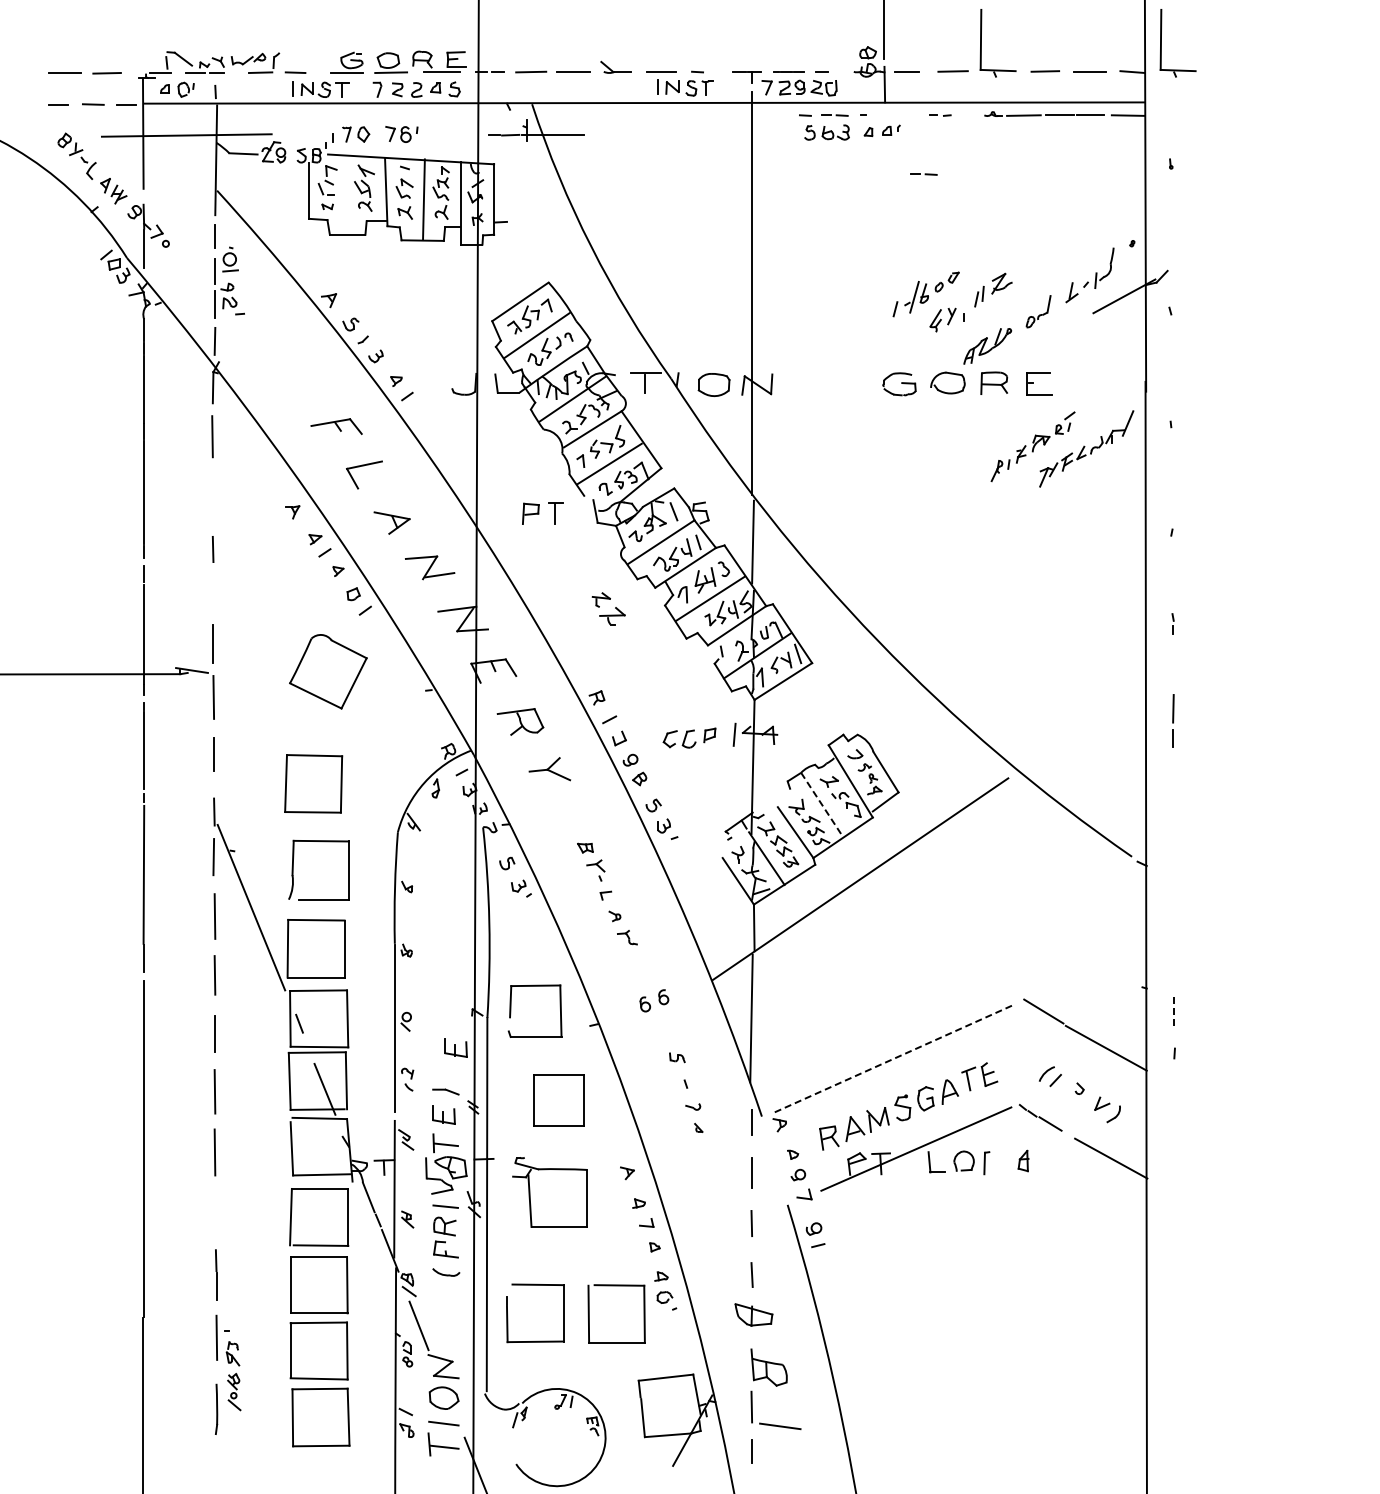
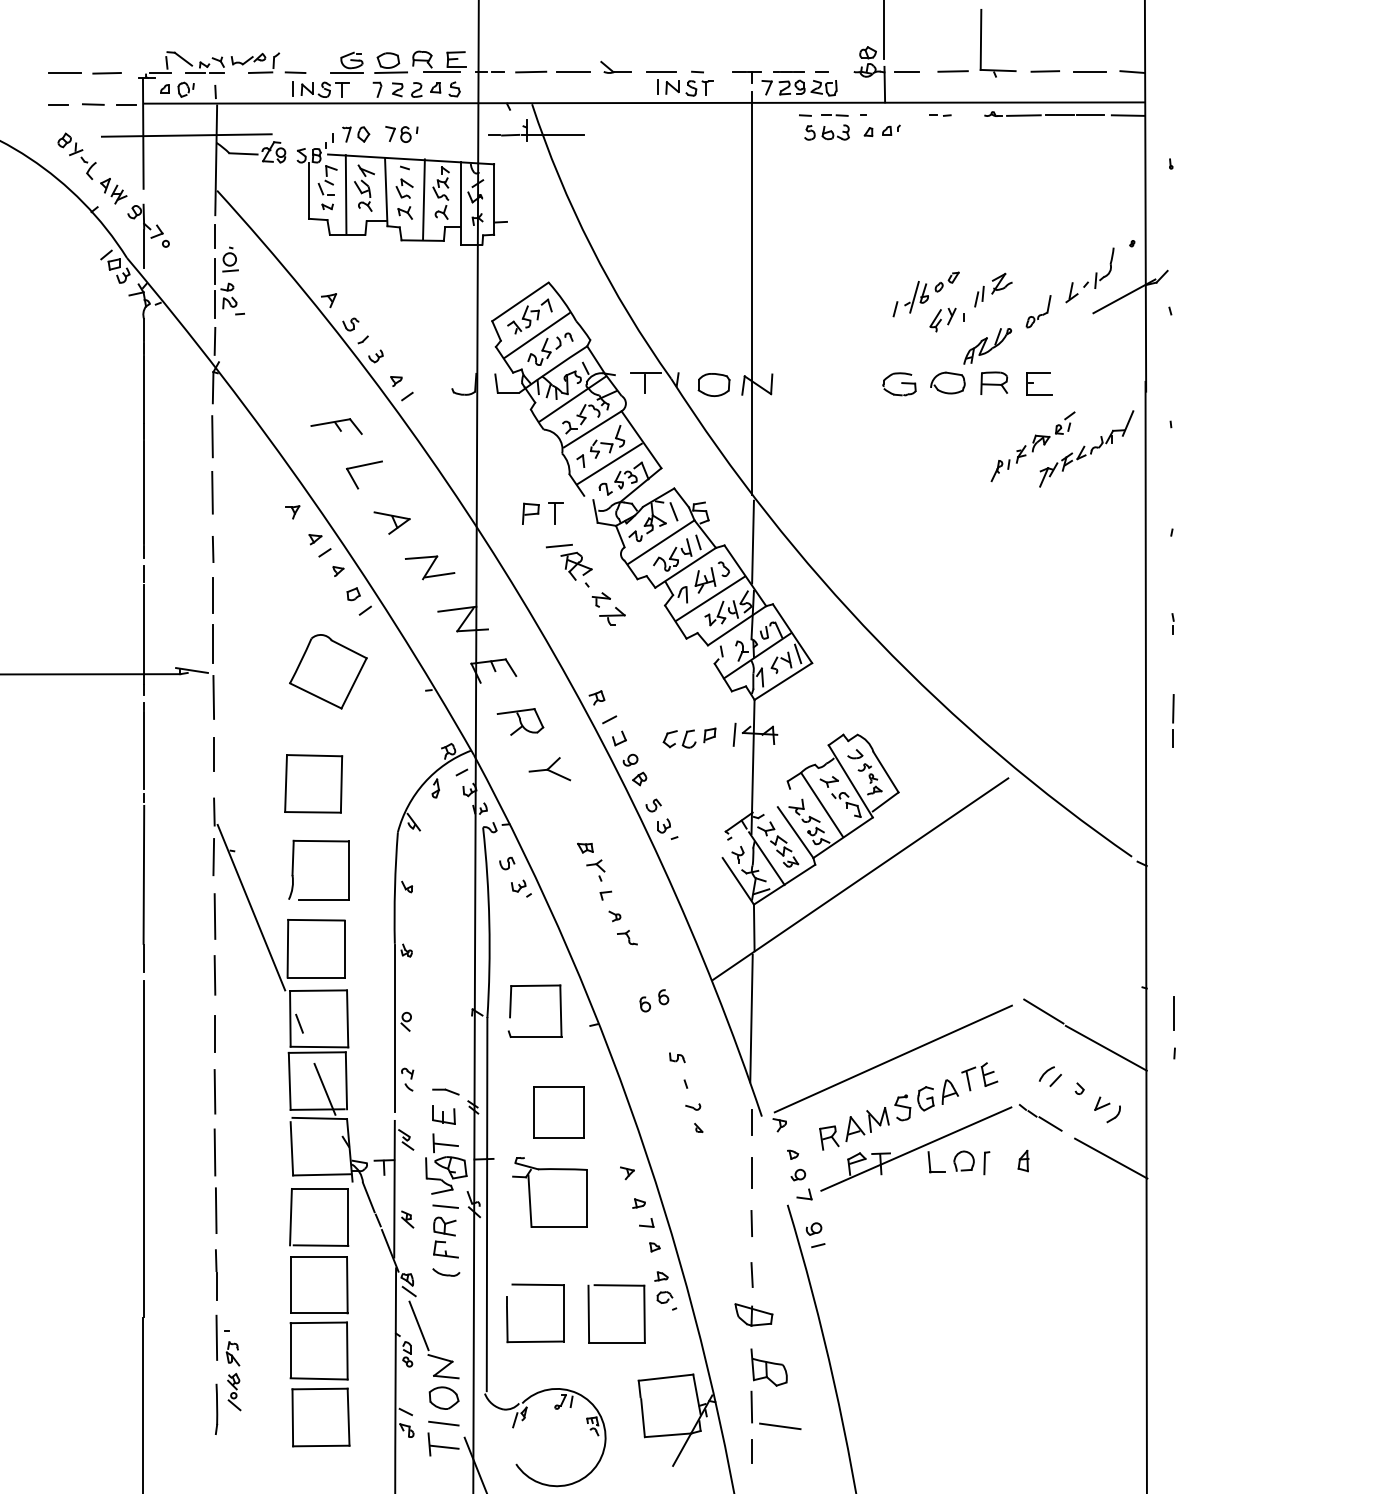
part: present -> none (1161, 43)
line: present -> none (924, 174)
line: none -> present (345, 194)
line: none -> present (212, 492)
part: none -> present (569, 565)
line: none -> present (213, 594)
line: dashed -> solid (822, 805)
line: dashed -> solid (1174, 1013)
part: present -> none (455, 1047)
line: dashed -> solid (893, 1058)
part position: (558, 1100) -> (558, 1112) (558, 1112)
line: none -> present (215, 1210)
